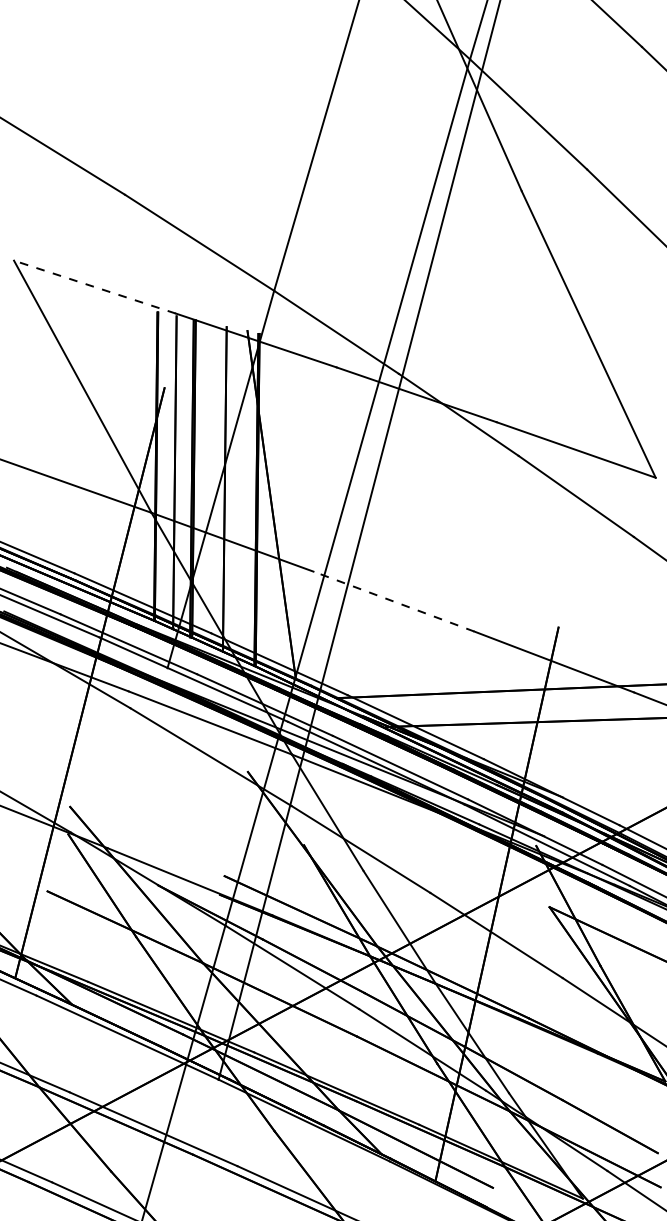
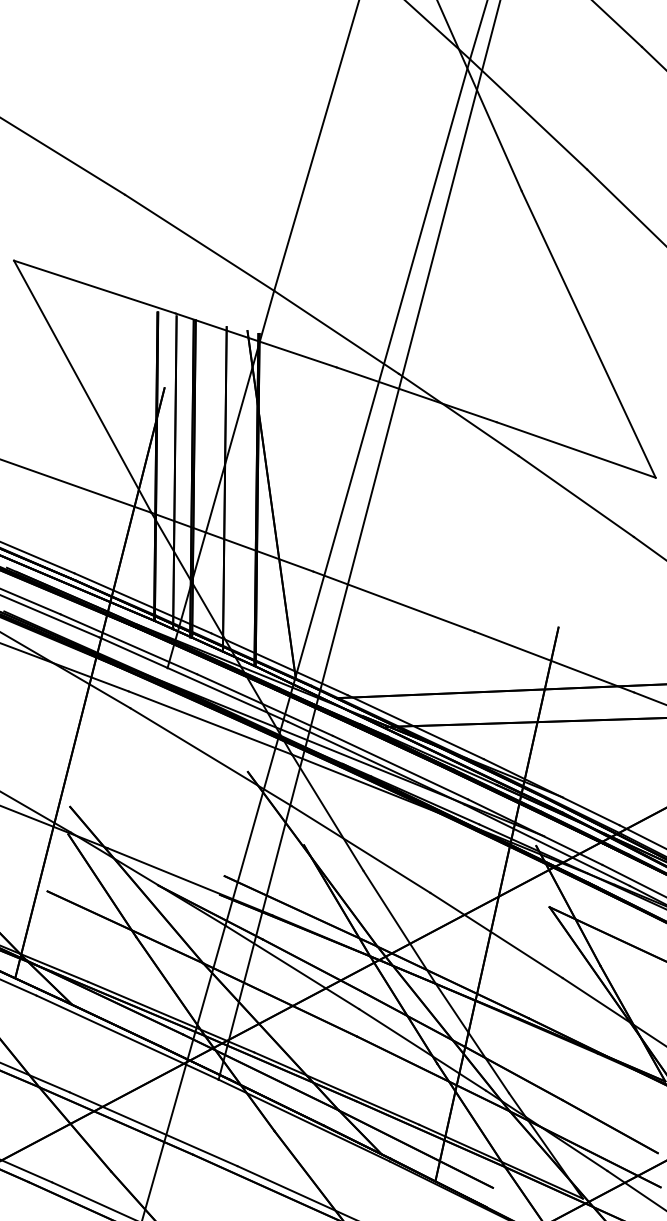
line: dashed -> solid (94, 286)
line: dashed -> solid (393, 601)
